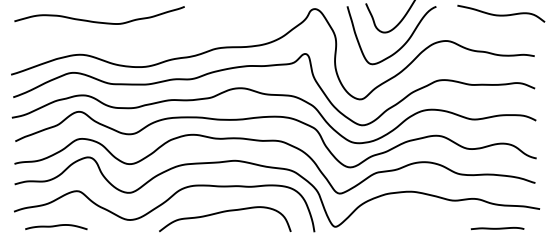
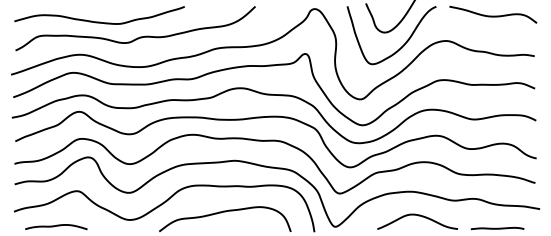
curve position: (501, 14) -> (493, 15) (493, 15)
curve: none -> present (137, 37)
curve: none -> present (418, 216)
